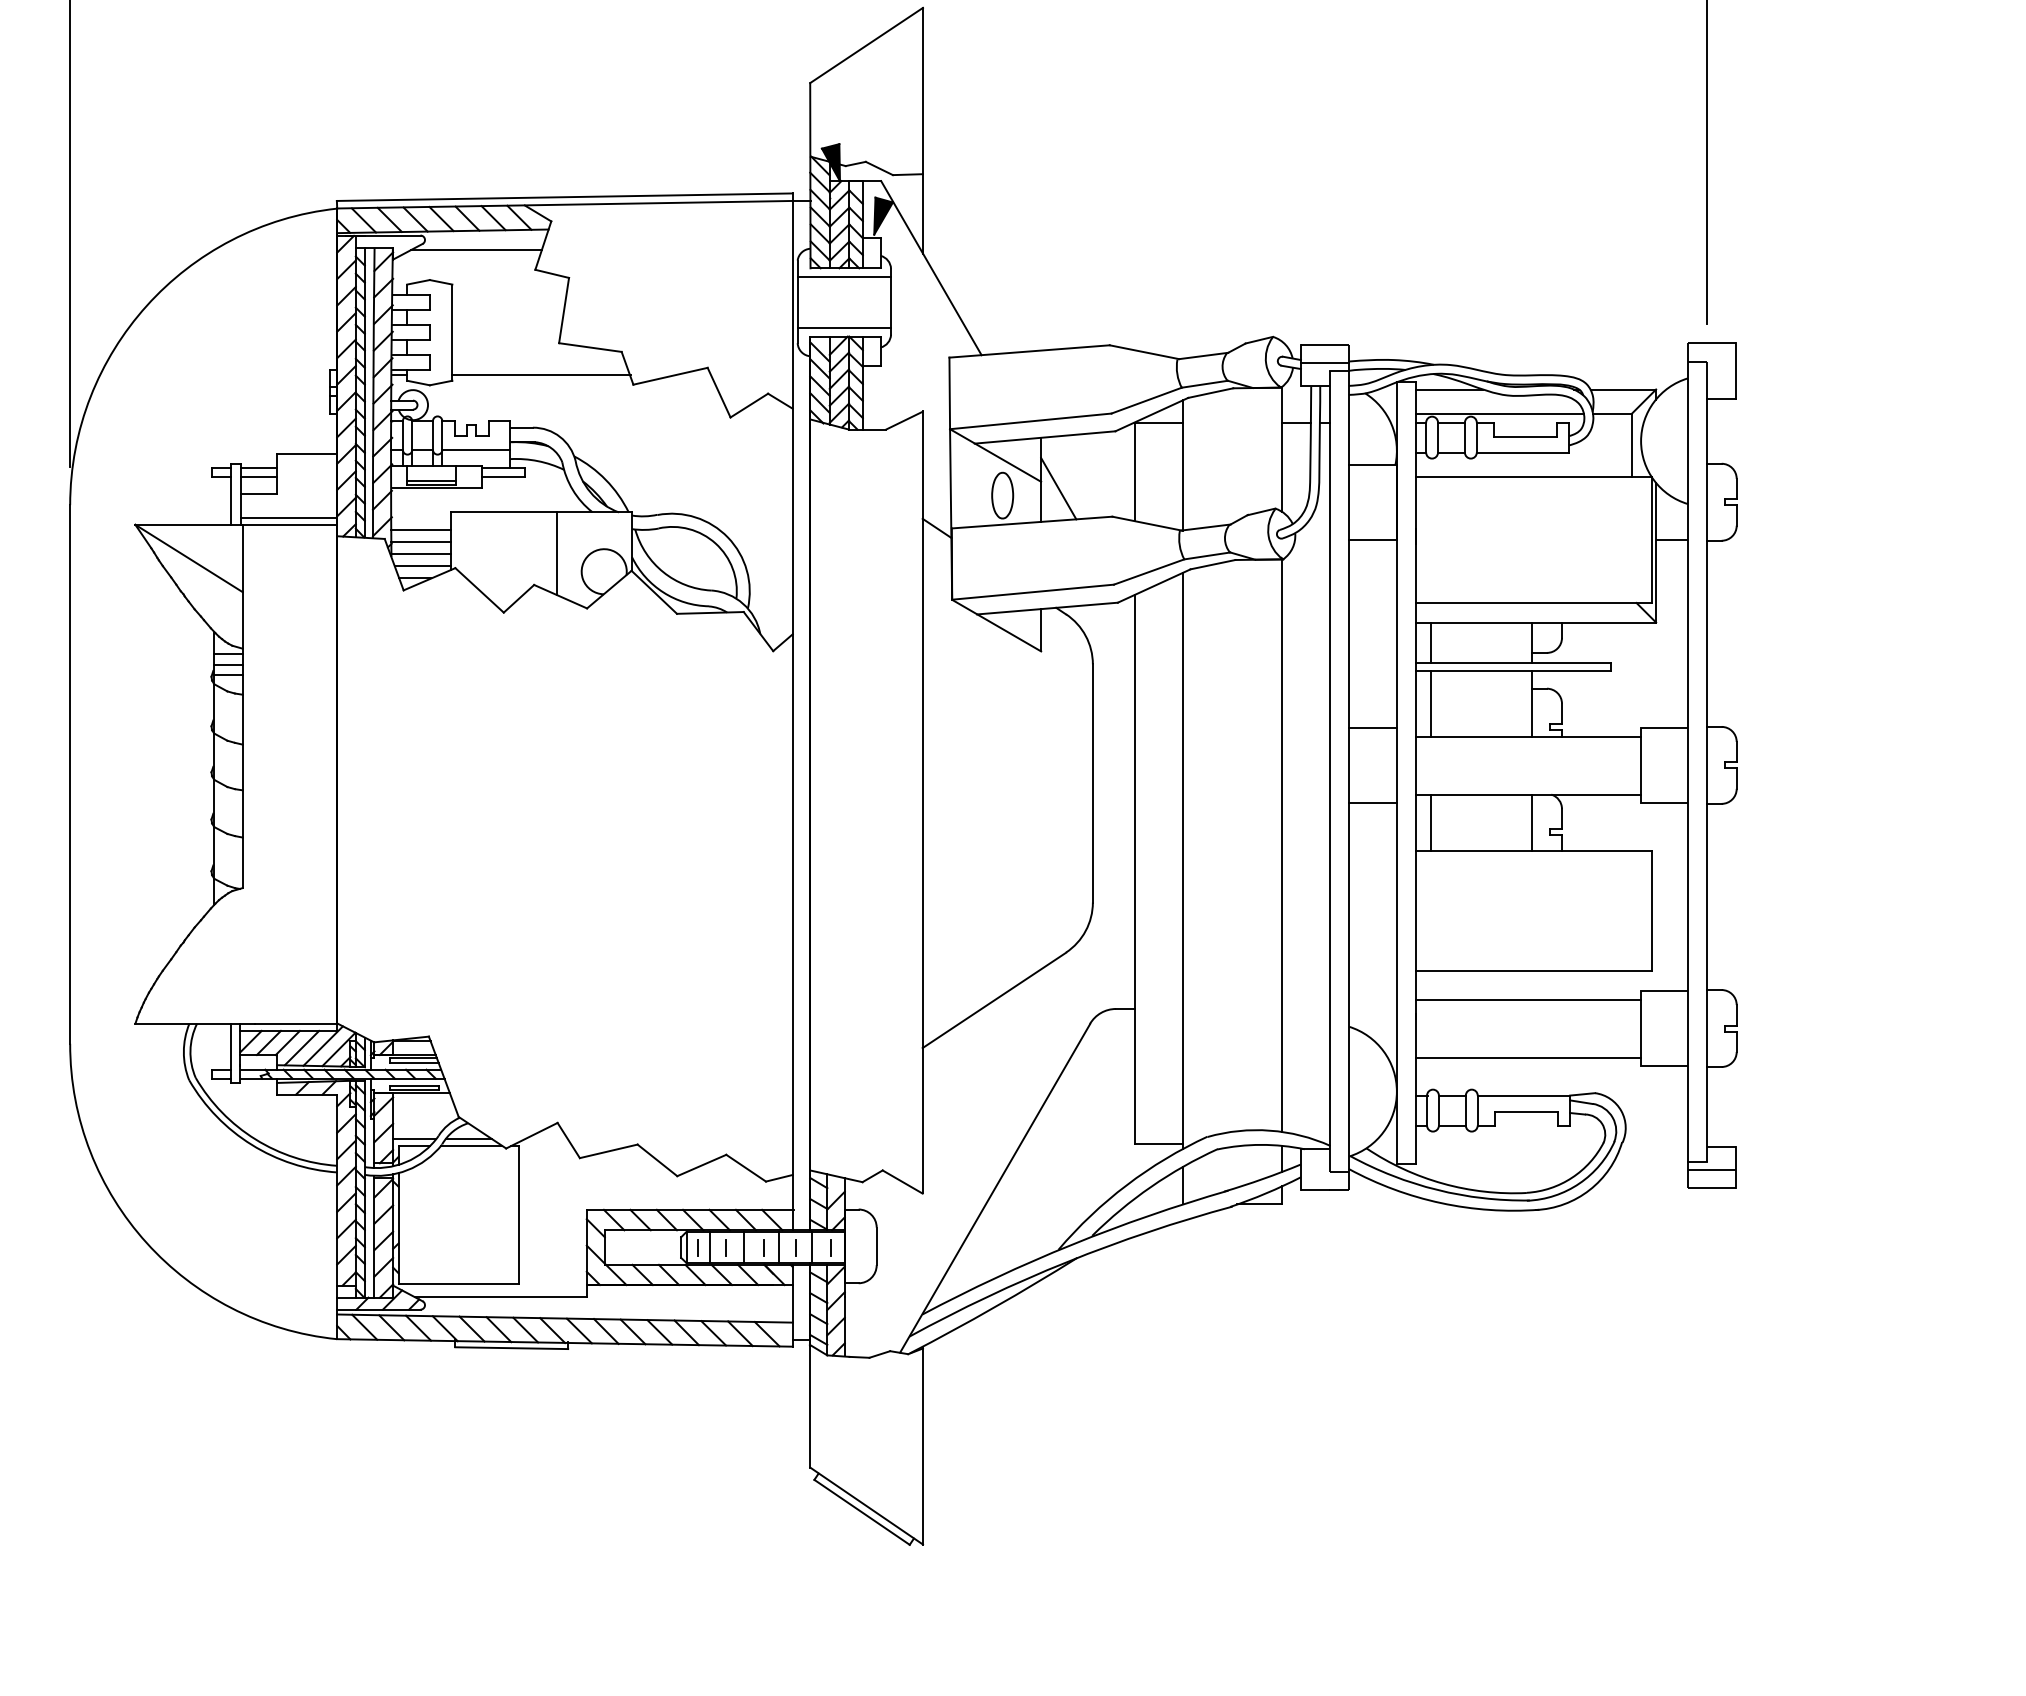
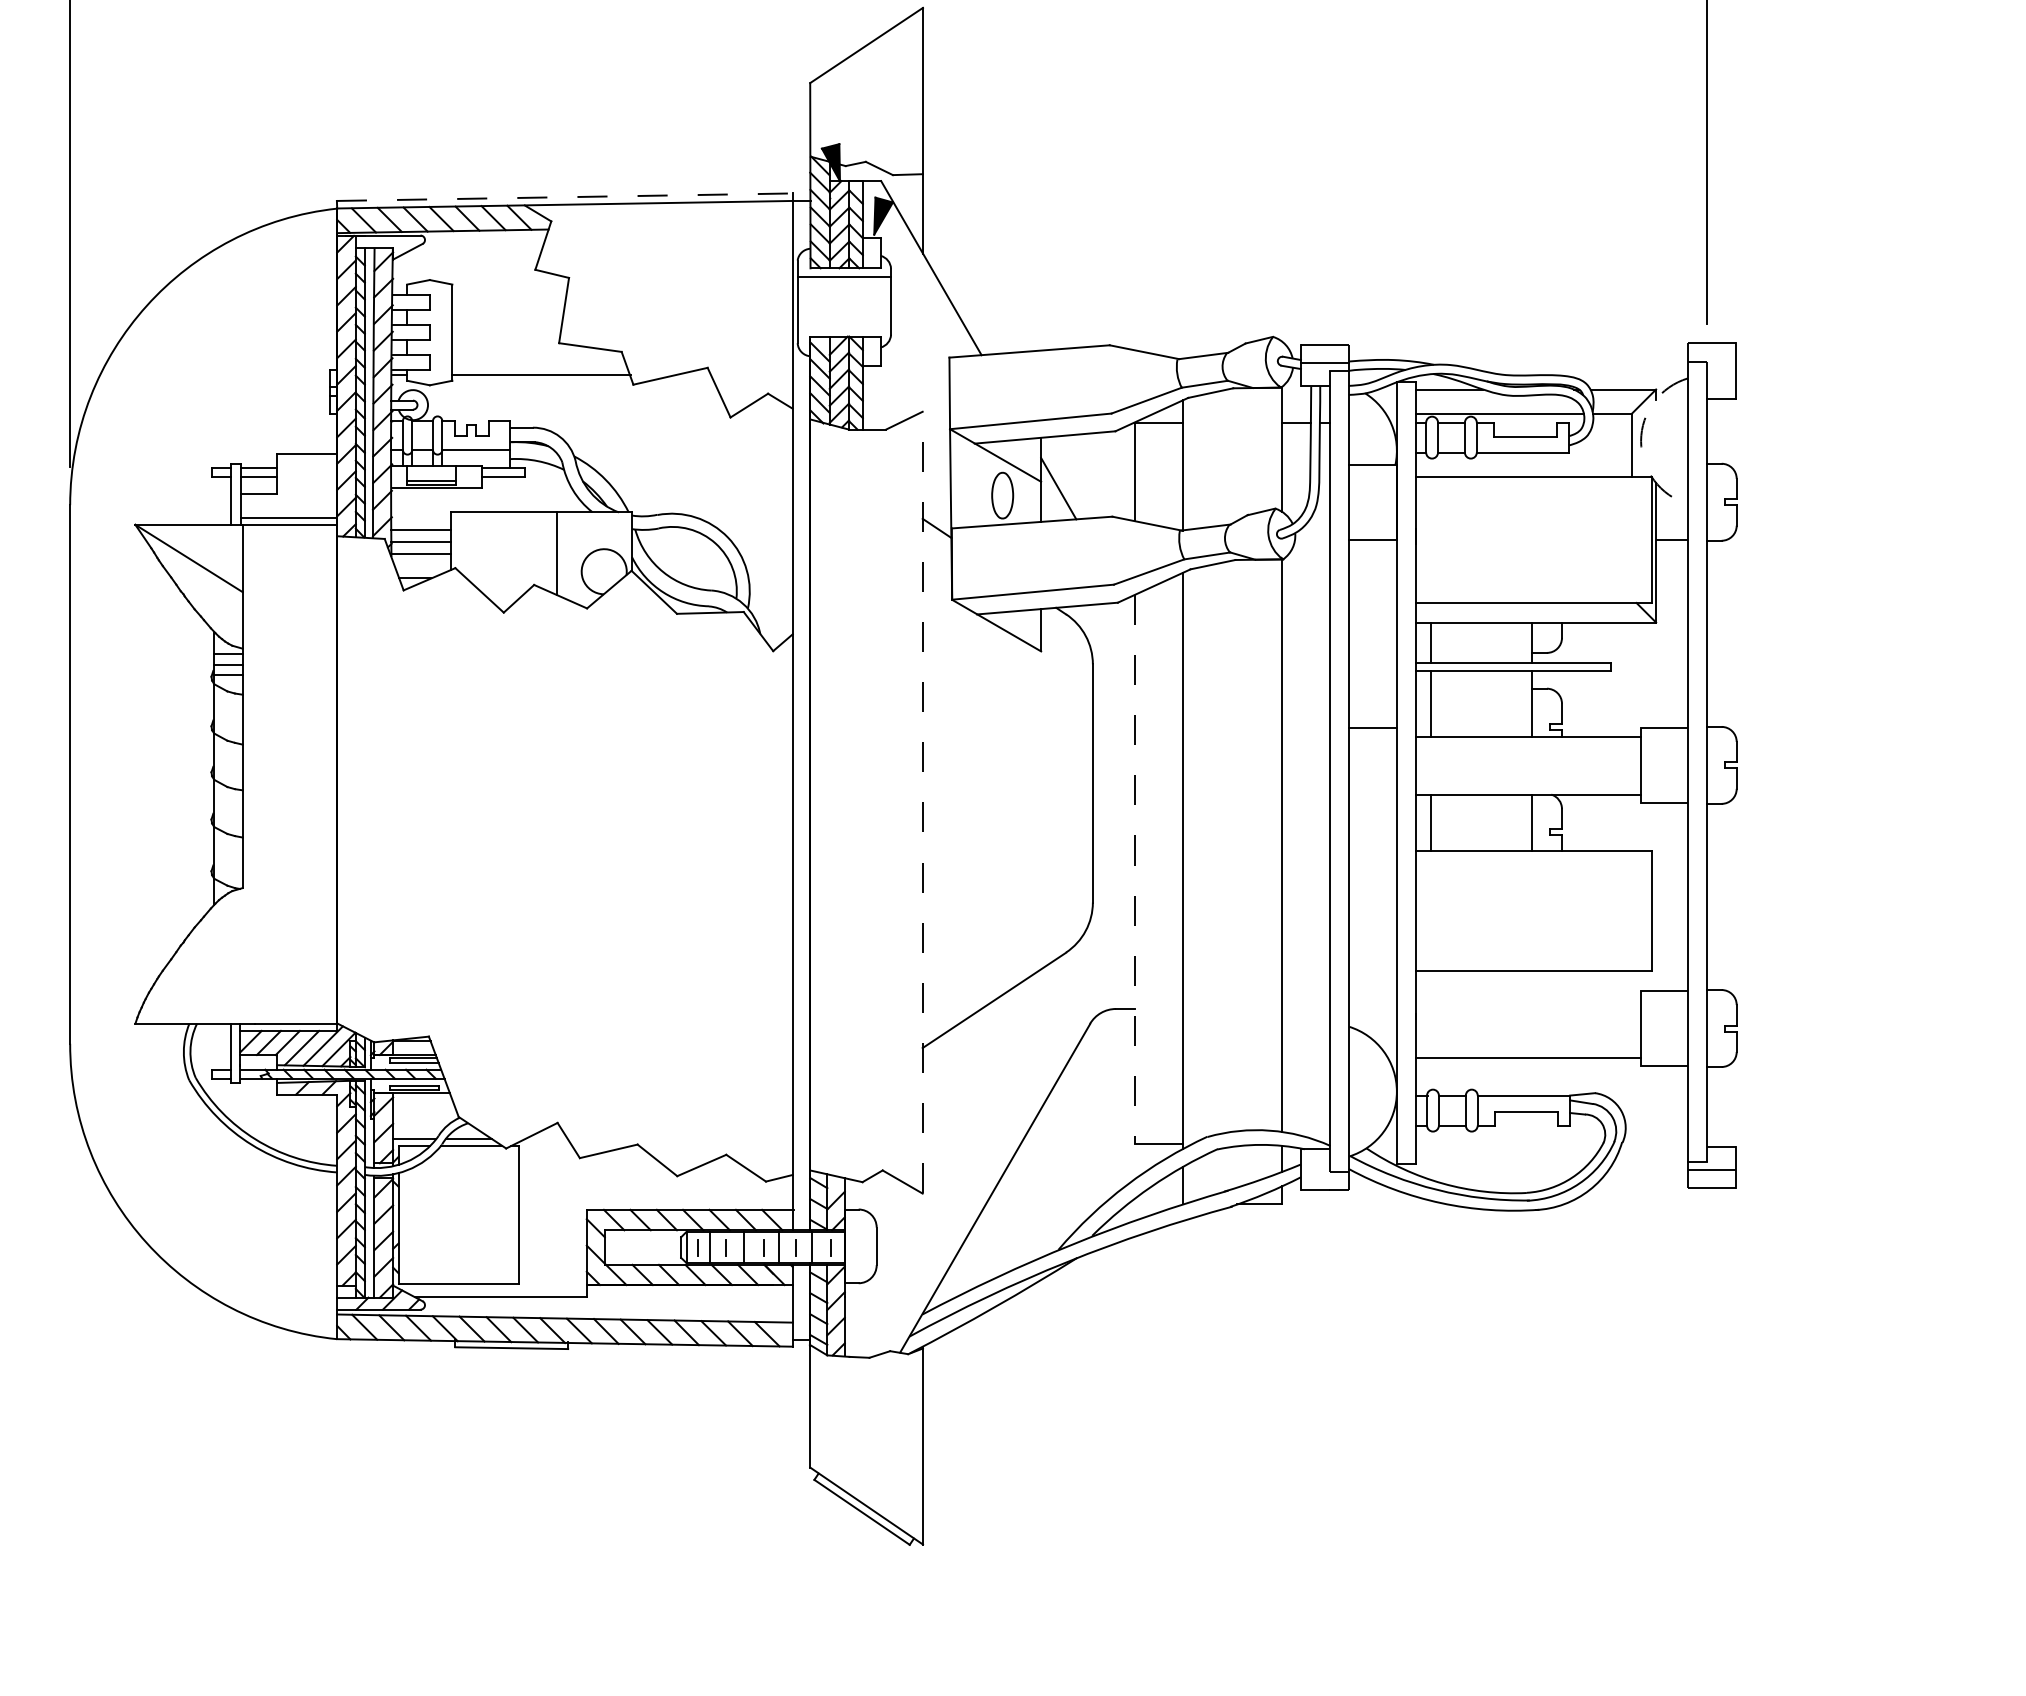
line: solid -> dashed (564, 197)
line: present -> none (475, 250)
line: present -> none (844, 327)
arc: solid -> dashed (1641, 441)
line: present -> none (422, 566)
line: solid -> dashed (922, 801)
line: present -> none (1372, 803)
line: solid -> dashed (1134, 869)
line: present -> none (1528, 999)
